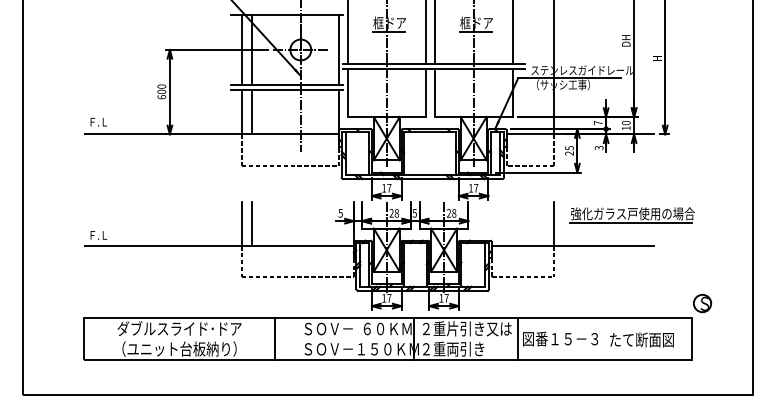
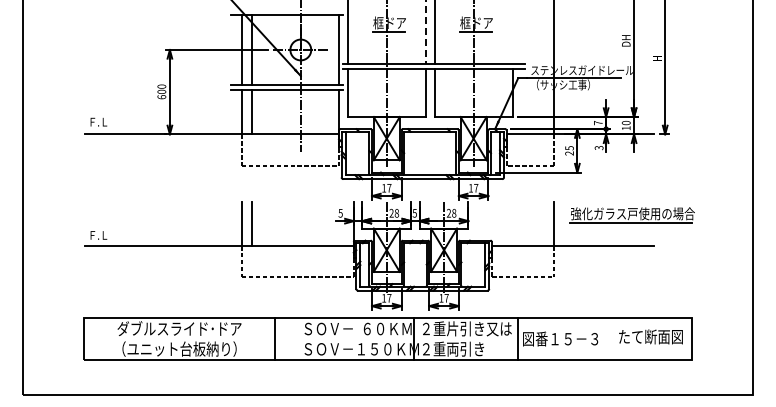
line: solid -> dashed (425, 32)
line: present -> none (512, 32)
part: present -> none (702, 303)
text position: (641, 339) -> (650, 336) (650, 336)
